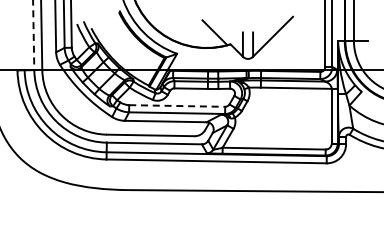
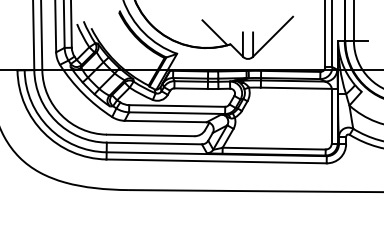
line: dashed -> solid (33, 35)
line: dashed -> solid (177, 106)
